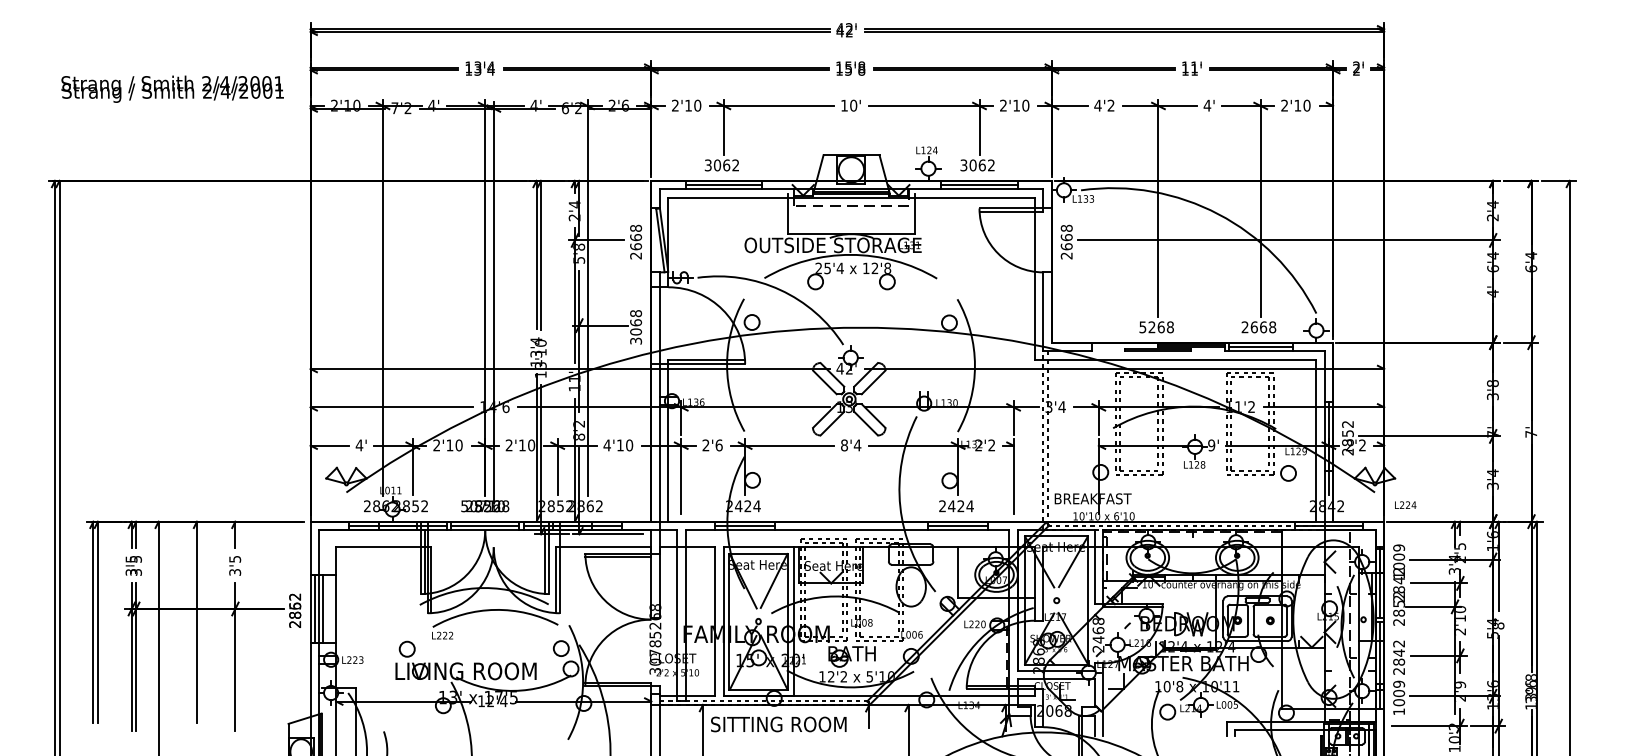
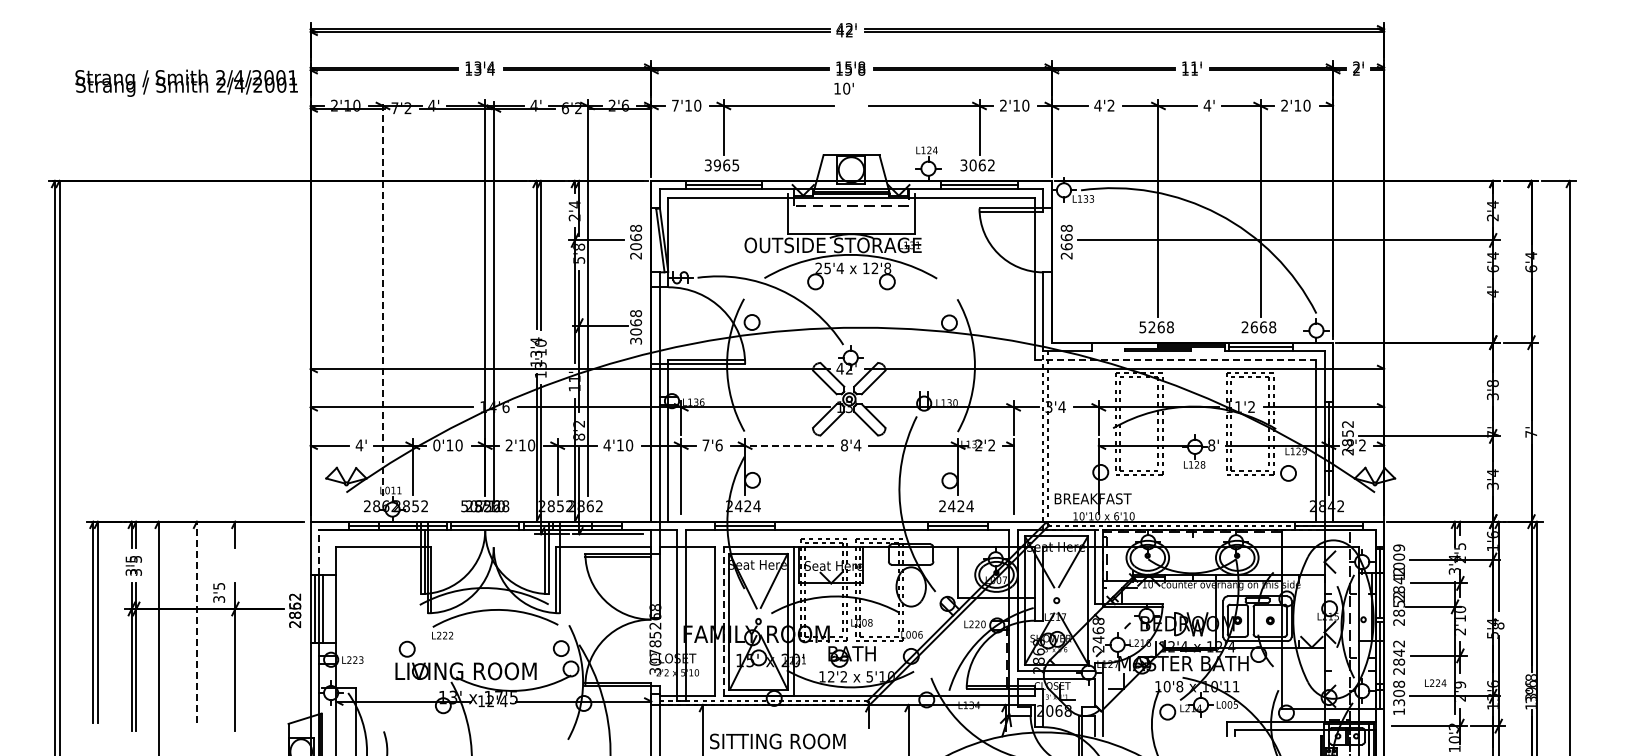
text position: (172, 88) -> (186, 82) (186, 82)
text: 2'10 -> 7'10 (675, 105)
text position: (850, 105) -> (843, 88) (843, 88)
text: 3062 -> 3965 (726, 165)
text: 2668 -> 2068 (635, 246)
line: solid -> dashed (382, 297)
line: solid -> dashed (1175, 359)
text: 2'10 -> 0'10 (436, 445)
text: 2'6 -> 7'6 (705, 445)
line: solid -> dashed (789, 445)
text: 9' -> 8' (1211, 445)
text position: (1405, 504) -> (1435, 682) (1435, 682)
line: solid -> dashed (319, 552)
text position: (235, 565) -> (219, 592) (219, 592)
line: solid -> dashed (723, 621)
line: solid -> dashed (197, 622)
text: 1009 -> 1308 (1399, 693)
text position: (778, 724) -> (777, 741) (777, 741)
